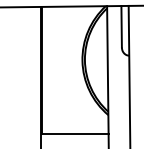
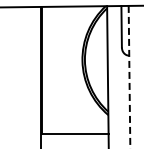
line: solid -> dashed (129, 77)
